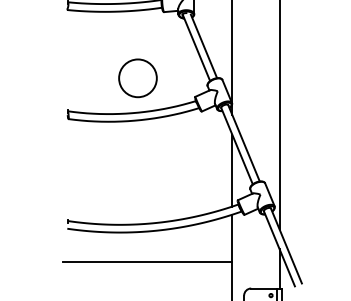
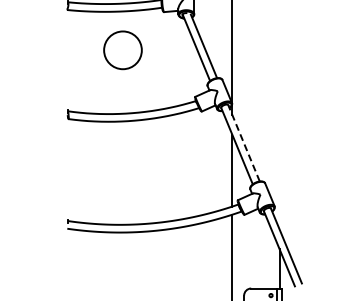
circle position: (137, 78) -> (122, 50) (122, 50)
line: present -> none (279, 115)
line: solid -> dashed (243, 142)
line: present -> none (147, 262)
